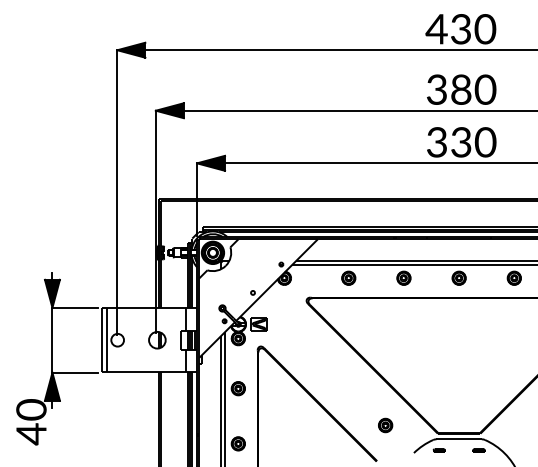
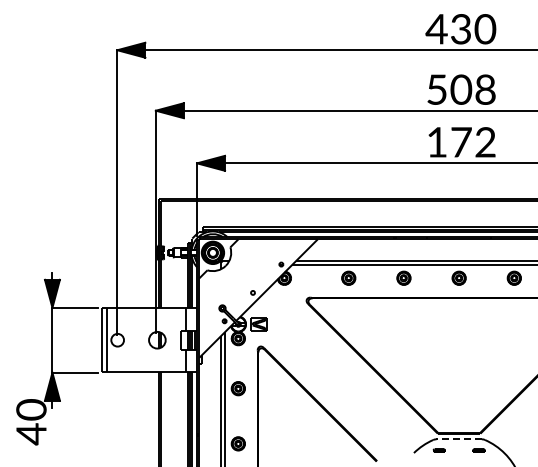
text: 380 -> 508 (461, 89)
text: 330 -> 172 (461, 142)
part: present -> none (385, 425)
line: solid -> dashed (459, 439)
